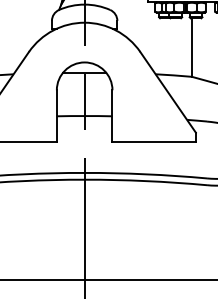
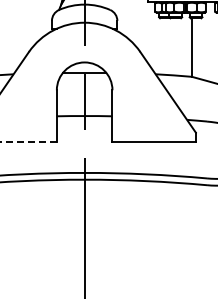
line: solid -> dashed (28, 141)
line: present -> none (108, 279)
